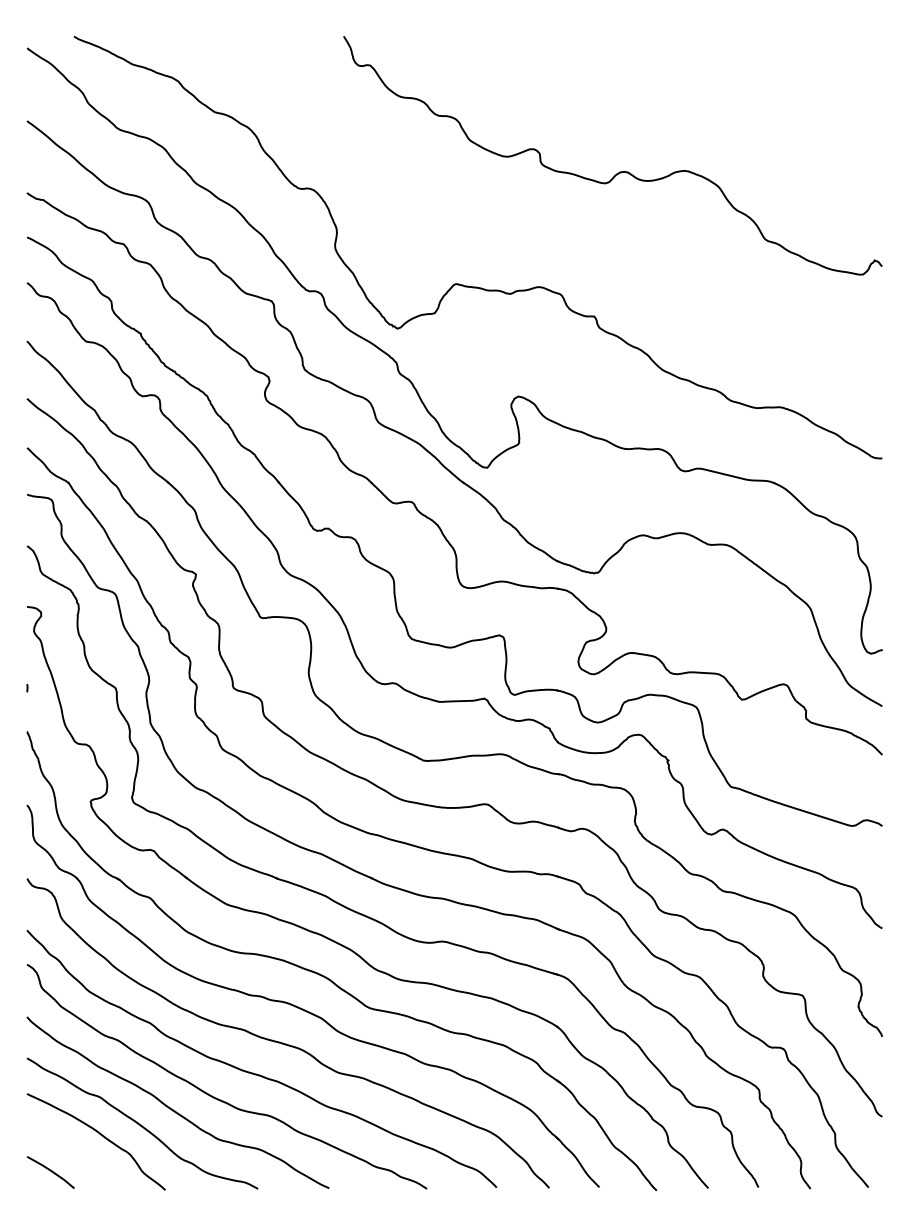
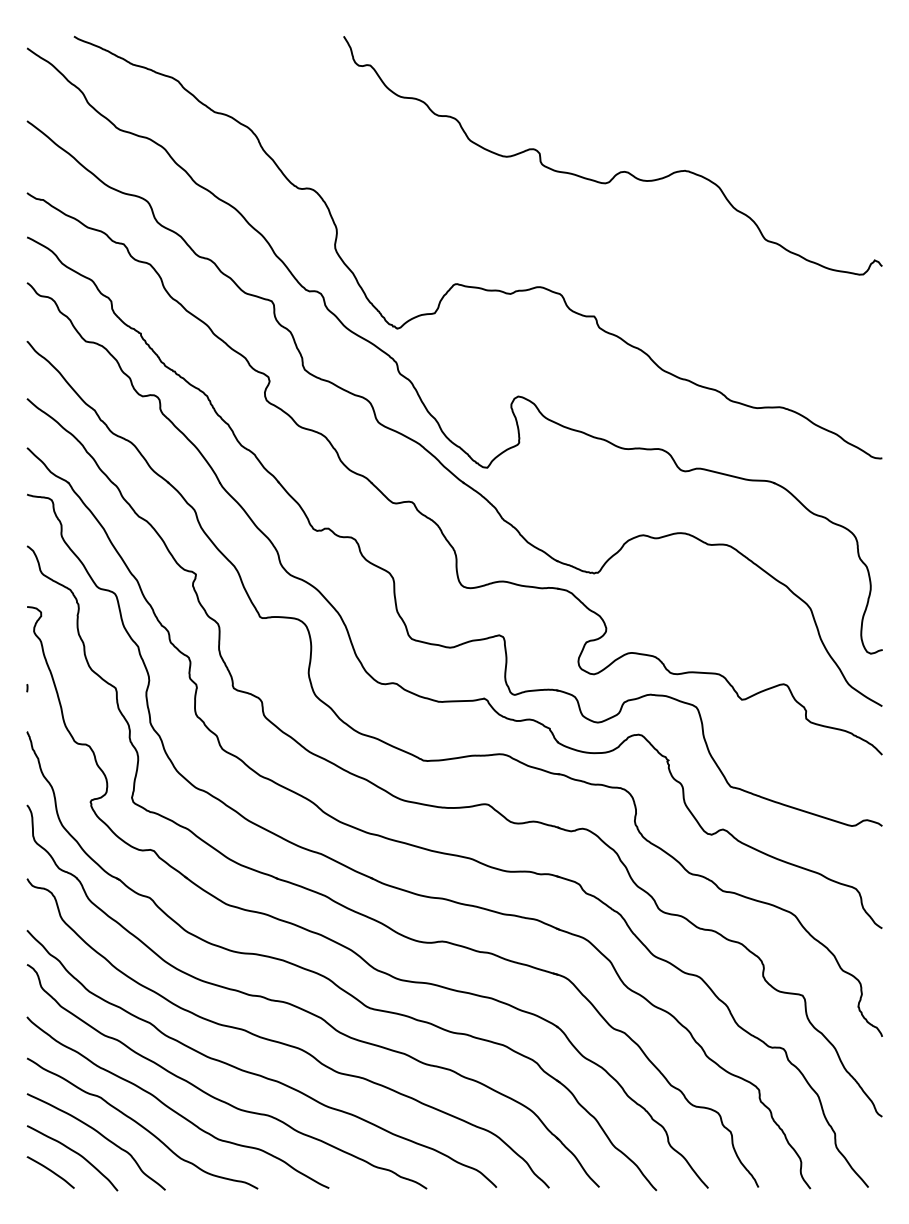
curve: none -> present (75, 1153)
